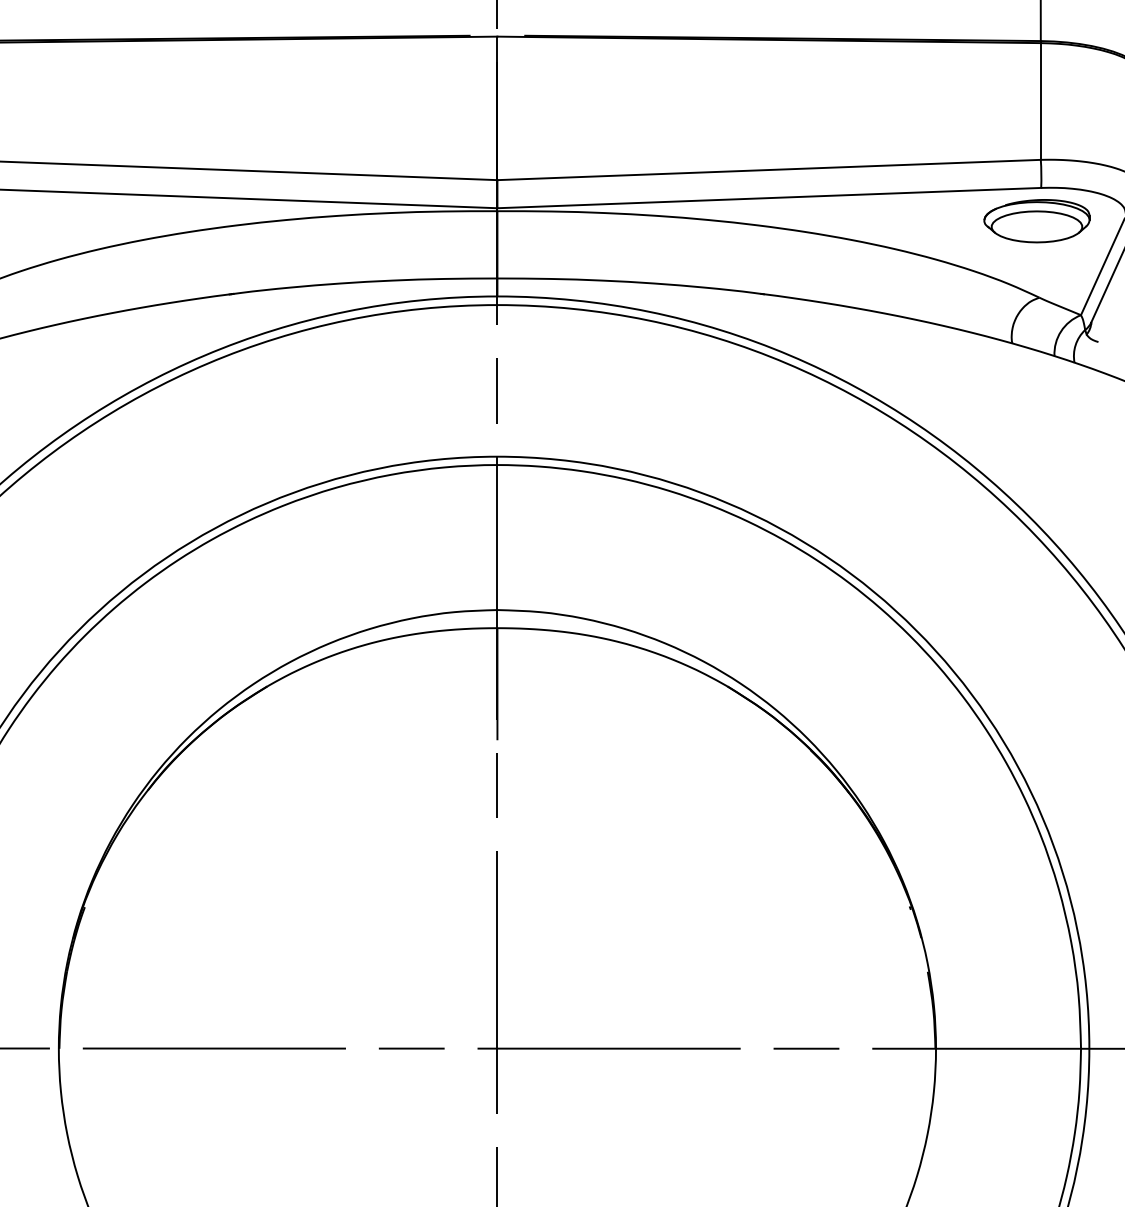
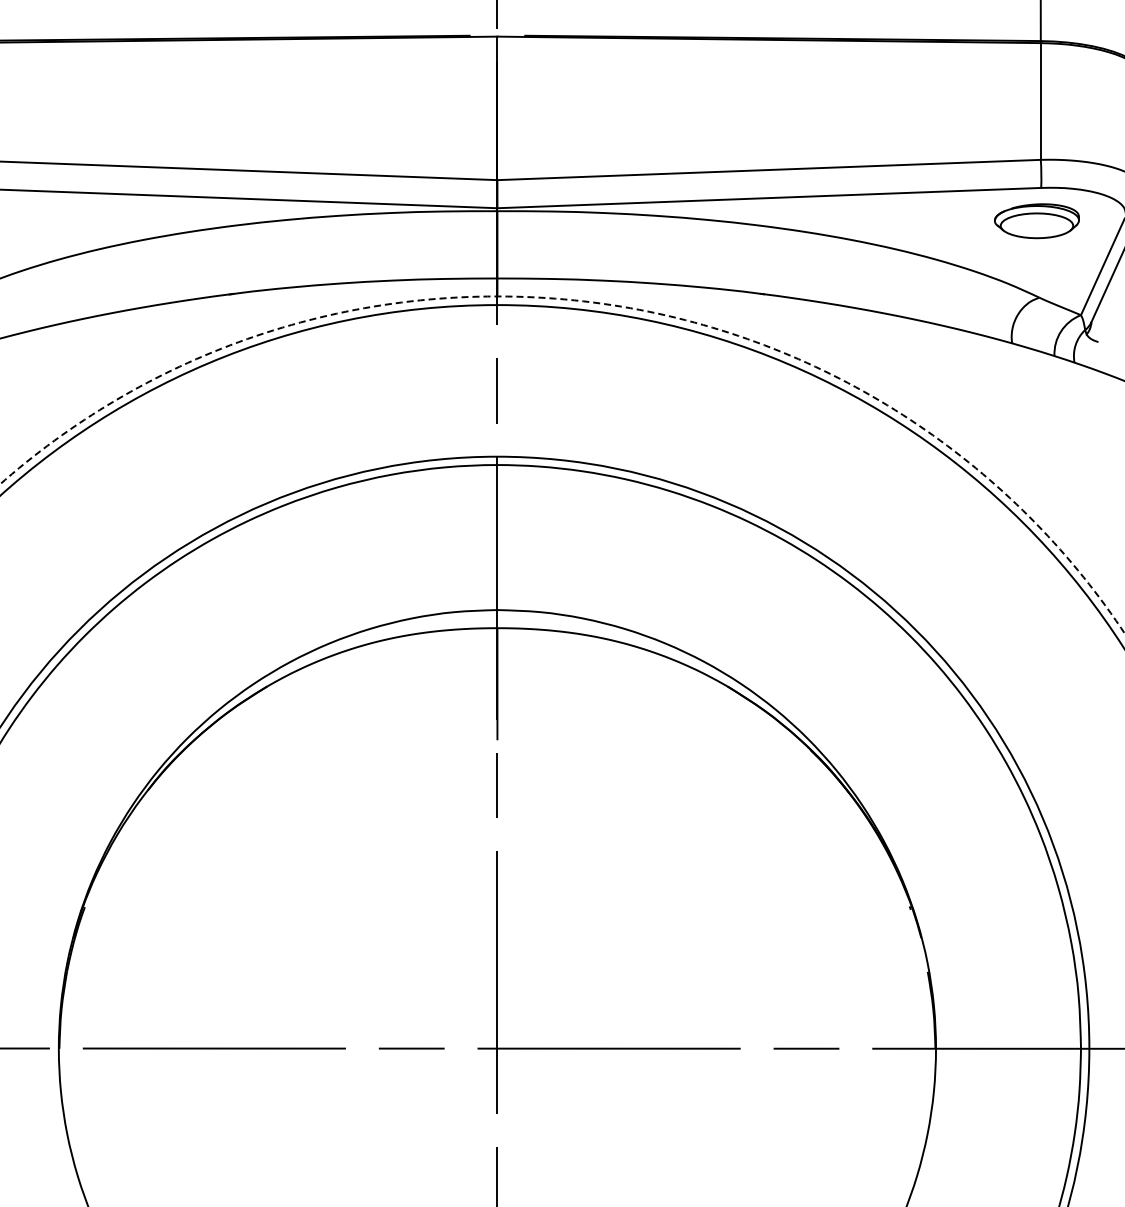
part size: 108x45 px -> 86x37 px (1036, 221)
circle: solid -> dashed (562, 464)
